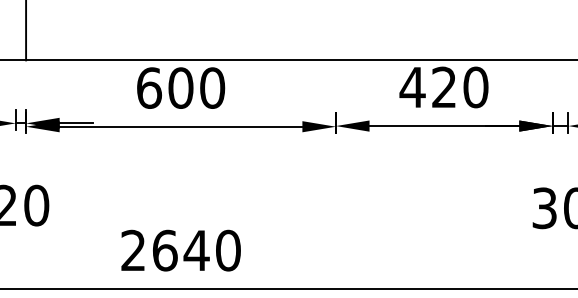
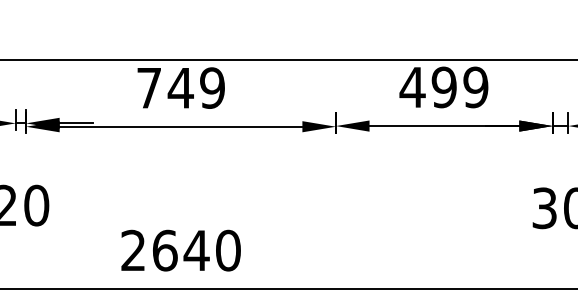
line: present -> none (26, 31)
text: 600 -> 749 (181, 87)
text: 420 -> 499 (459, 87)
